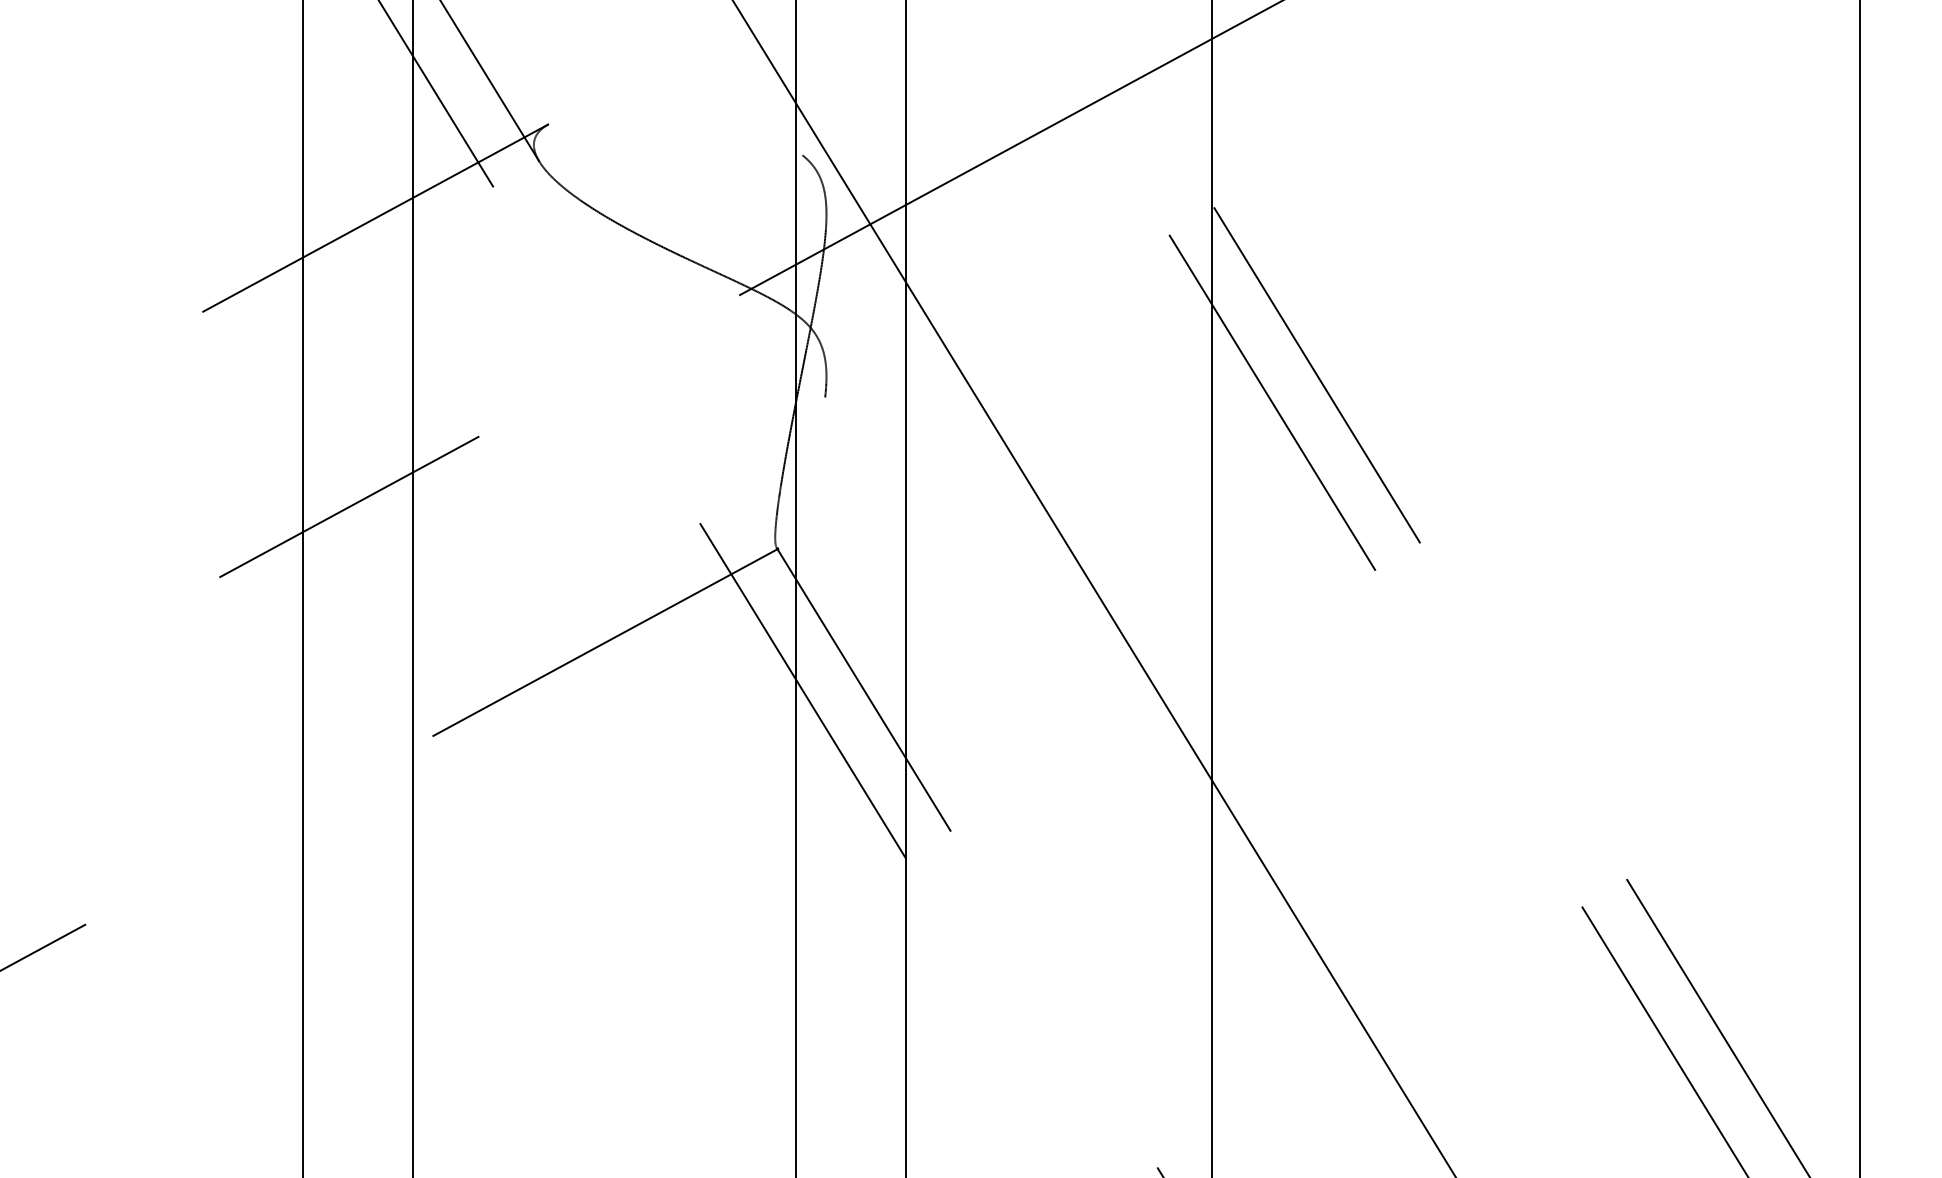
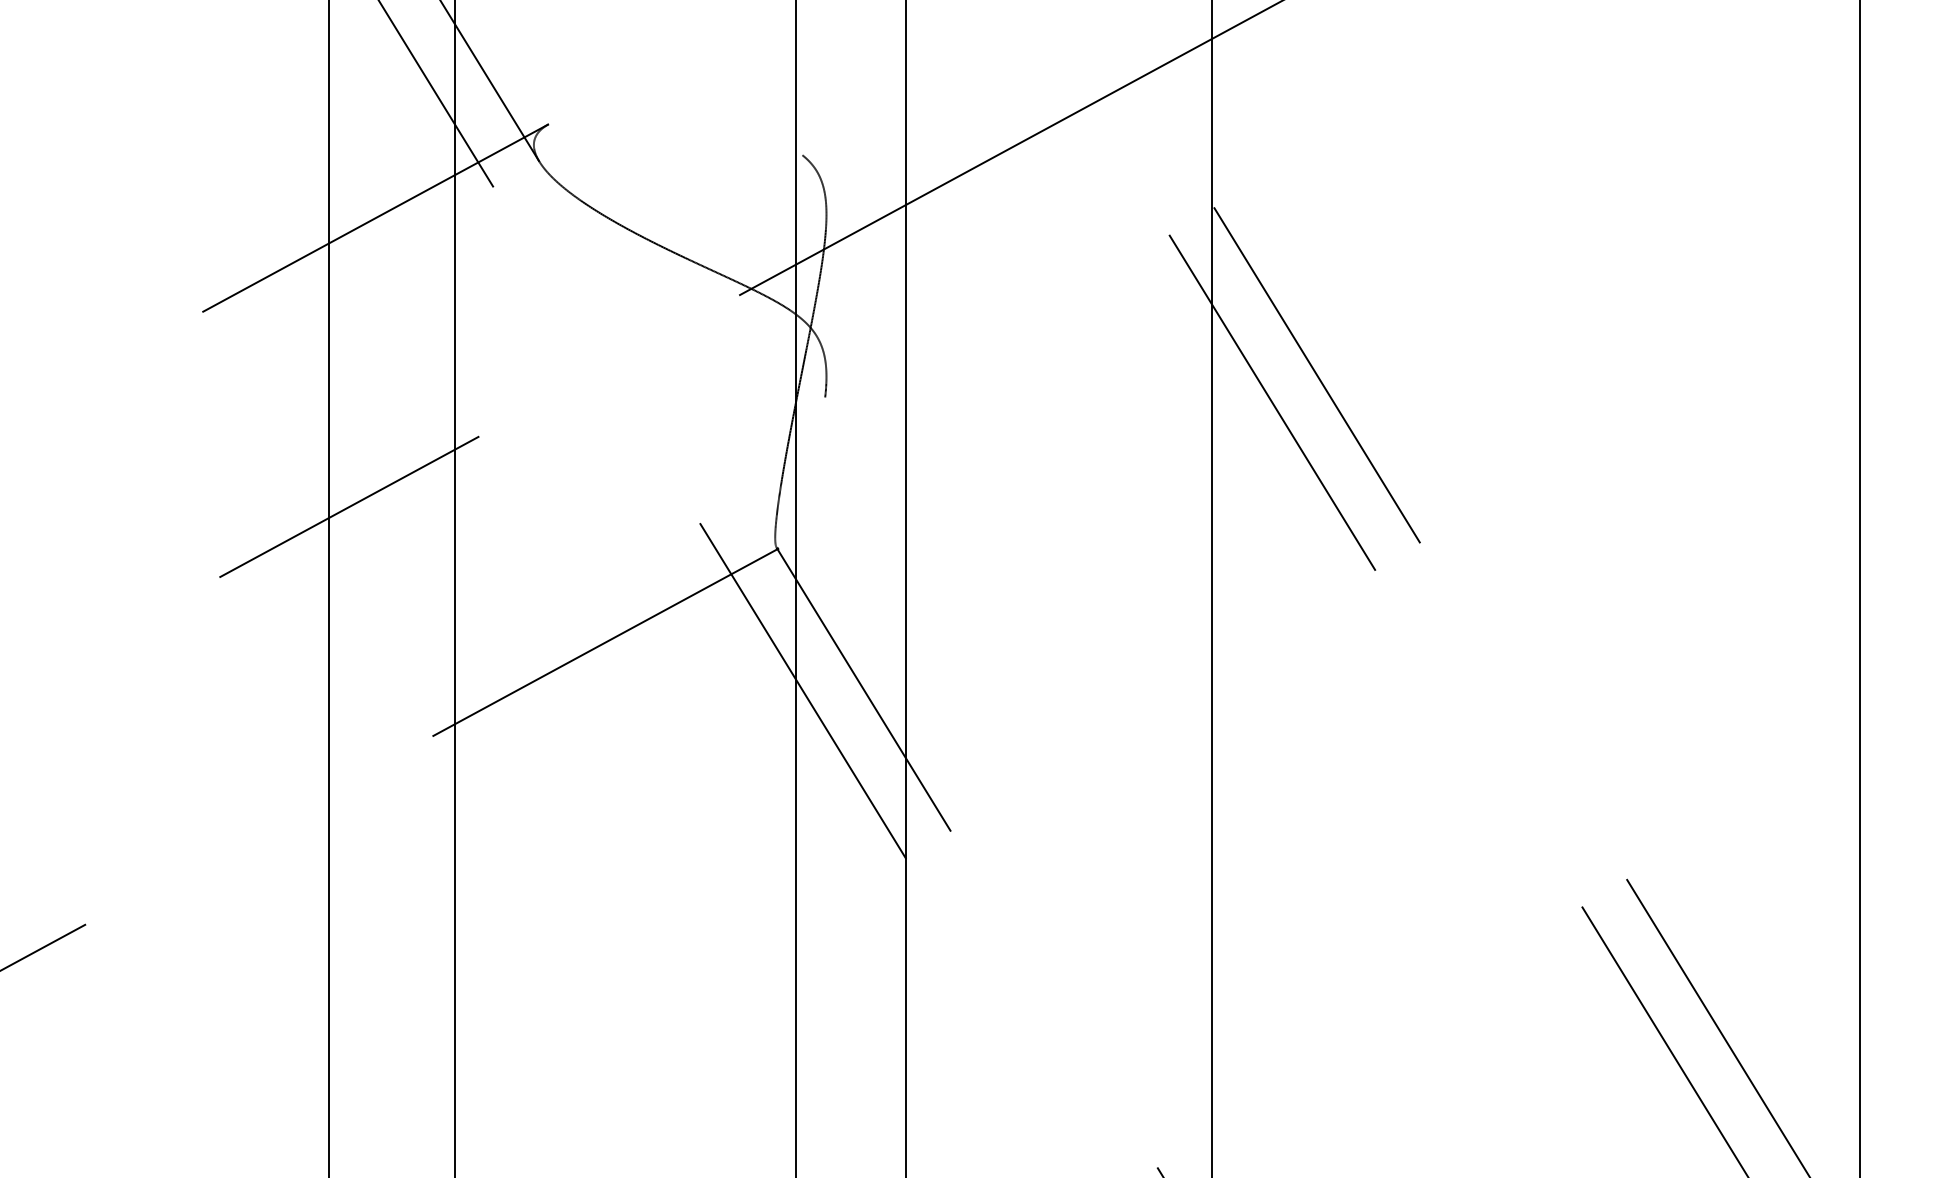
line position: (303, 588) -> (329, 588) (329, 588)
line position: (413, 588) -> (455, 588) (455, 588)
line: present -> none (1094, 588)
